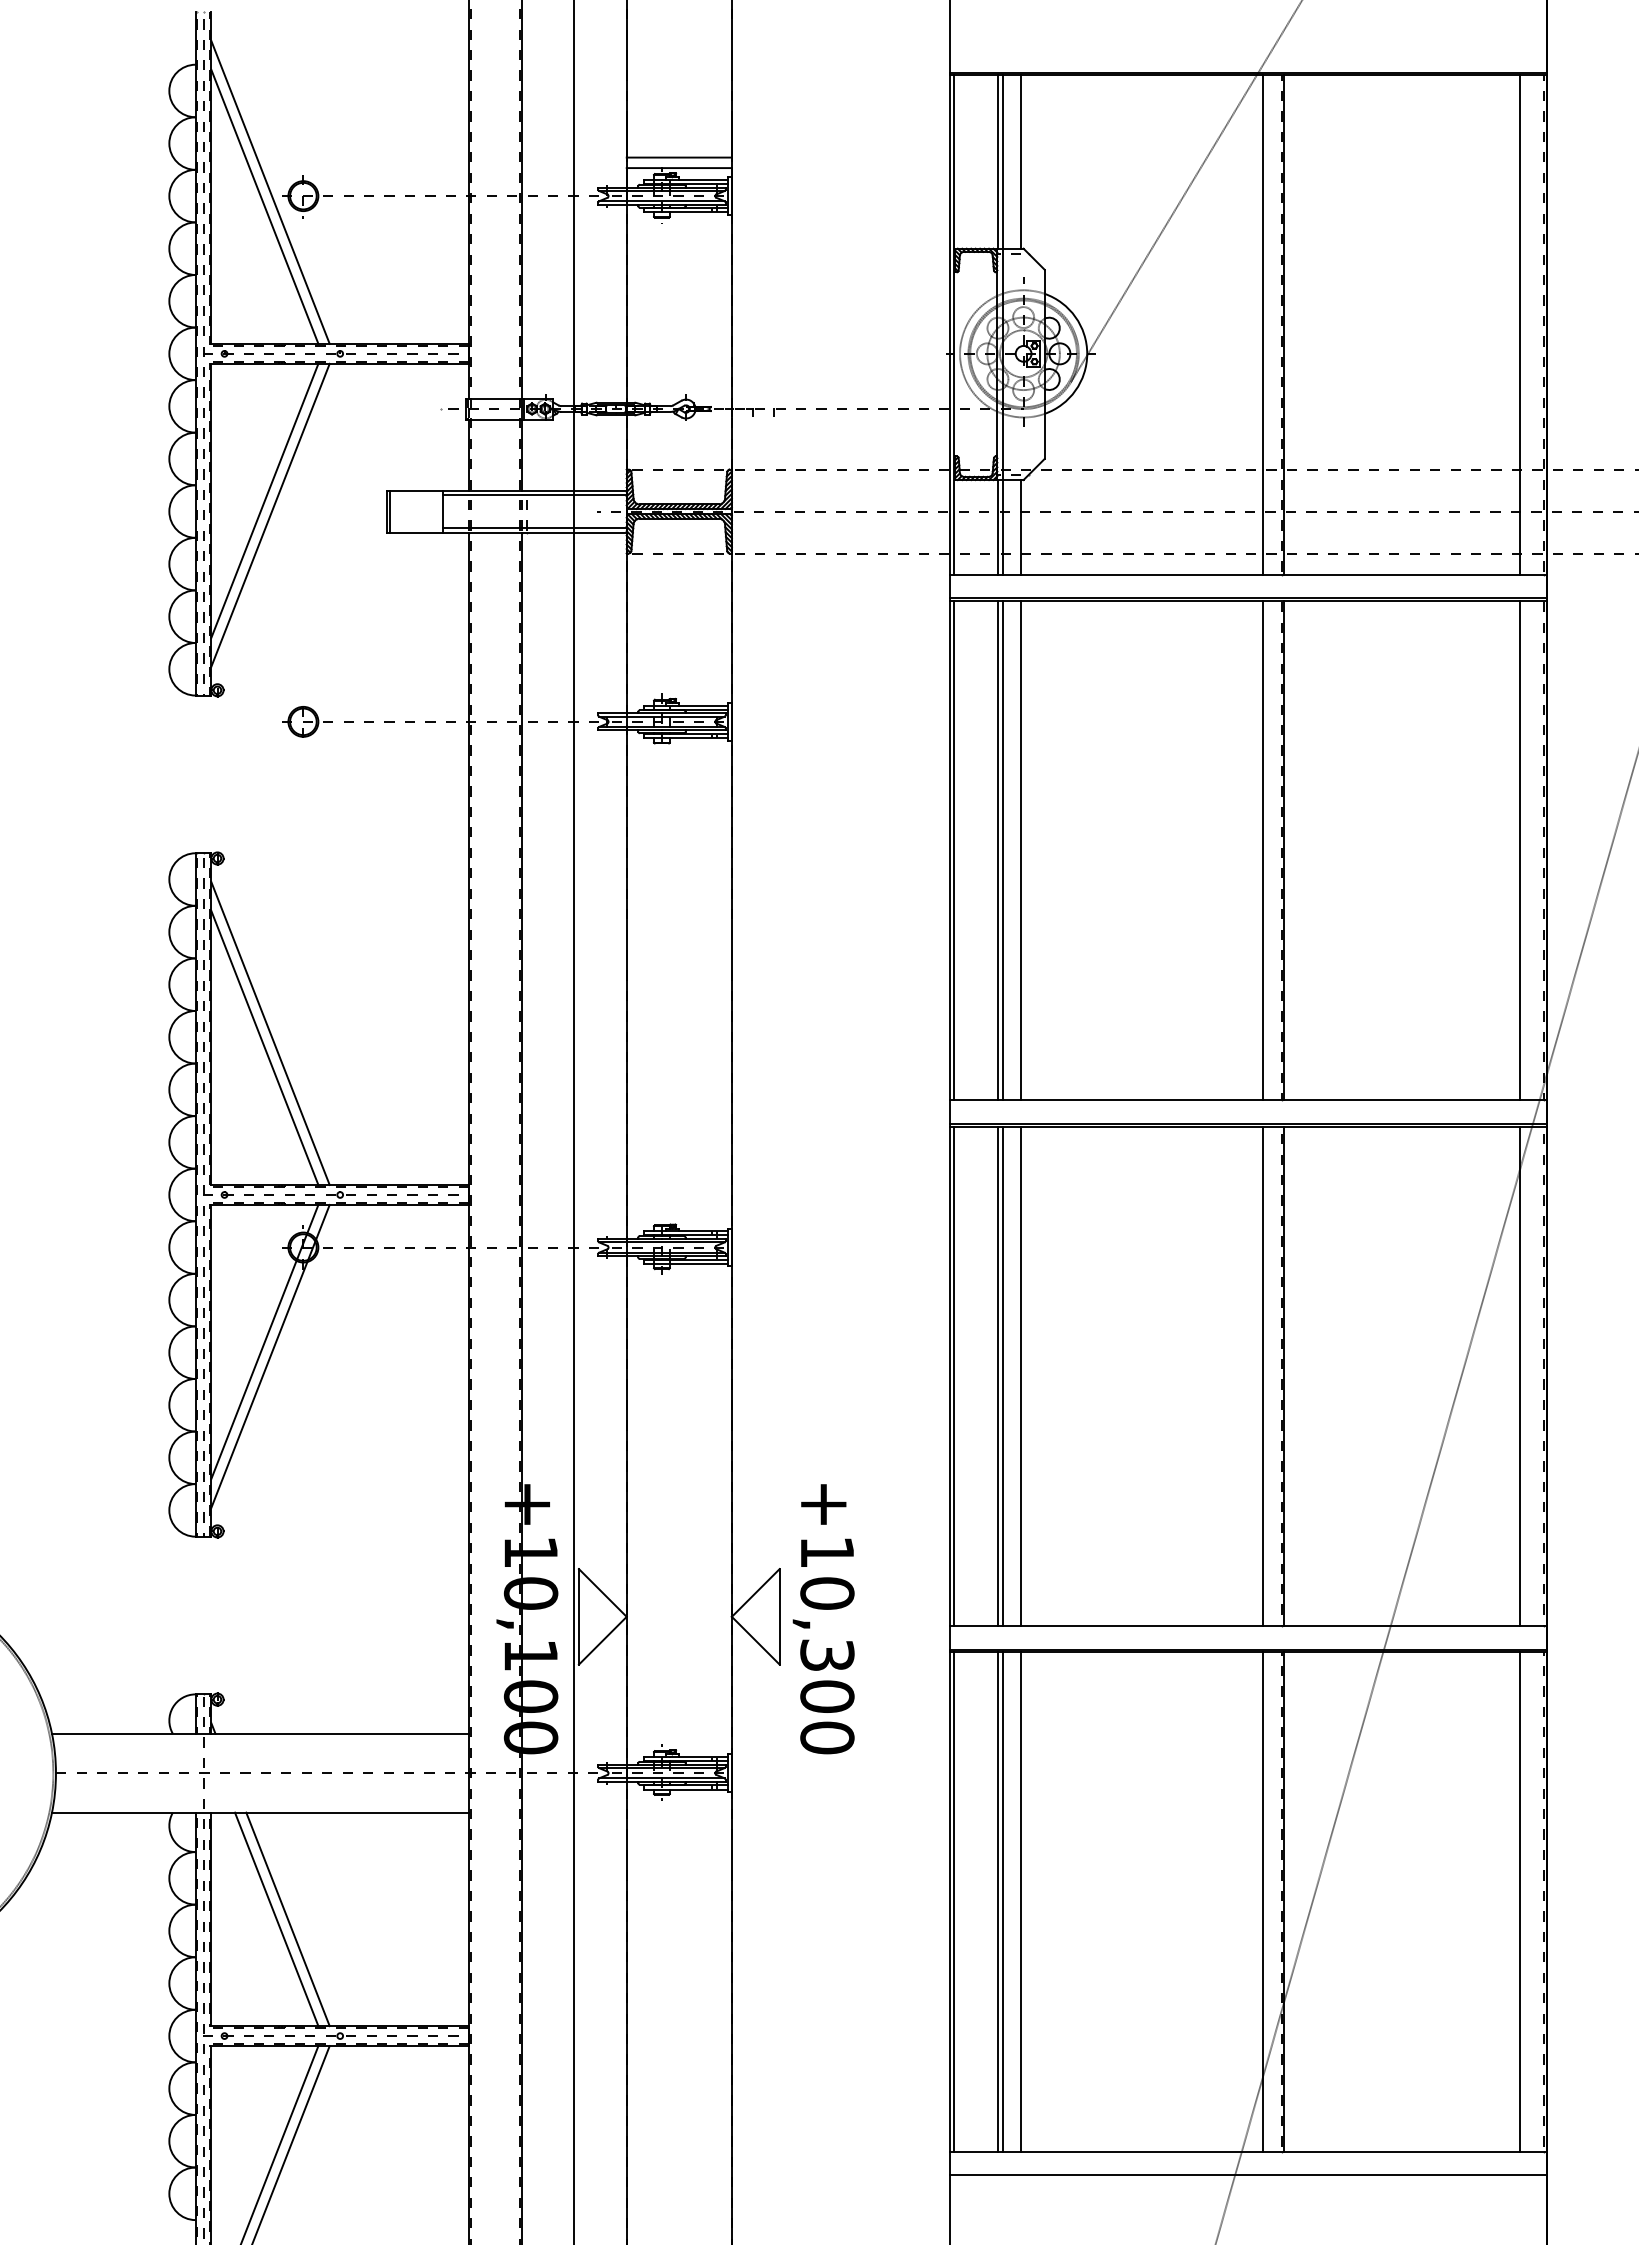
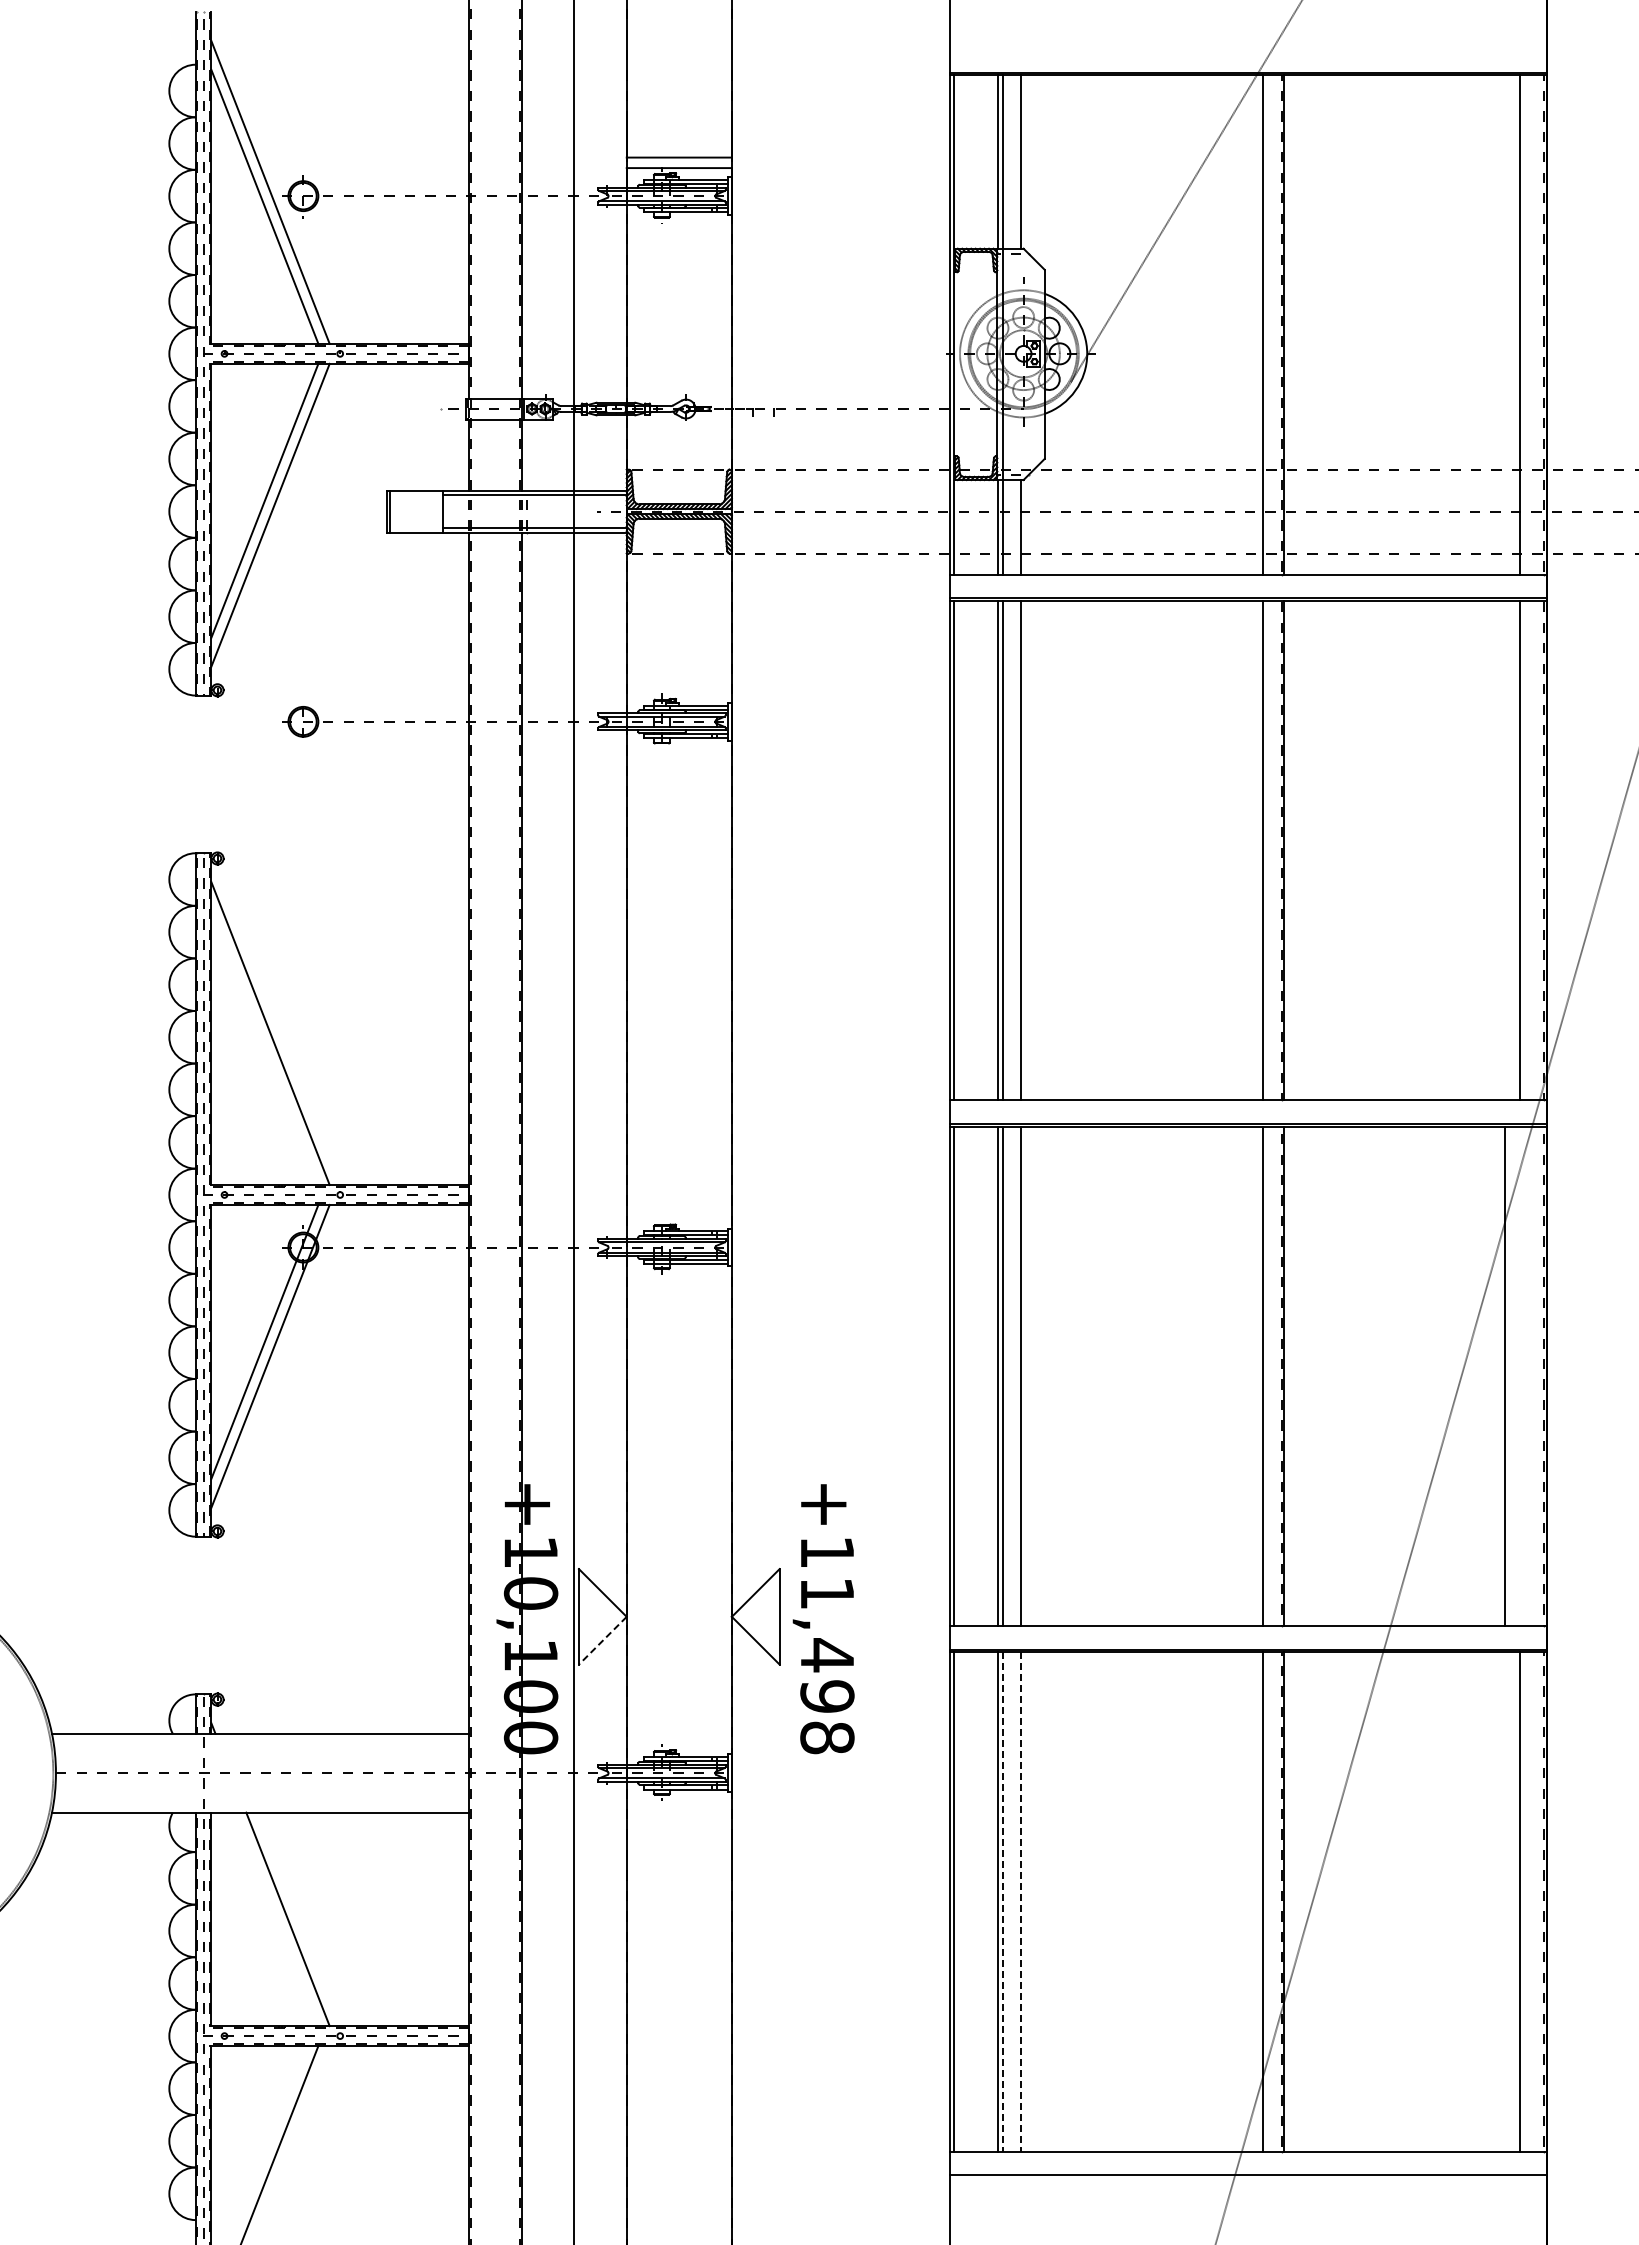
line: present -> none (264, 1047)
line position: (1520, 1376) -> (1505, 1376) (1505, 1376)
line: solid -> dashed (602, 1640)
text: +10,300 -> +11,498 (827, 1665)
line: solid -> dashed (1002, 1902)
line: solid -> dashed (1020, 1902)
line: present -> none (276, 1919)
line: present -> none (291, 2143)
